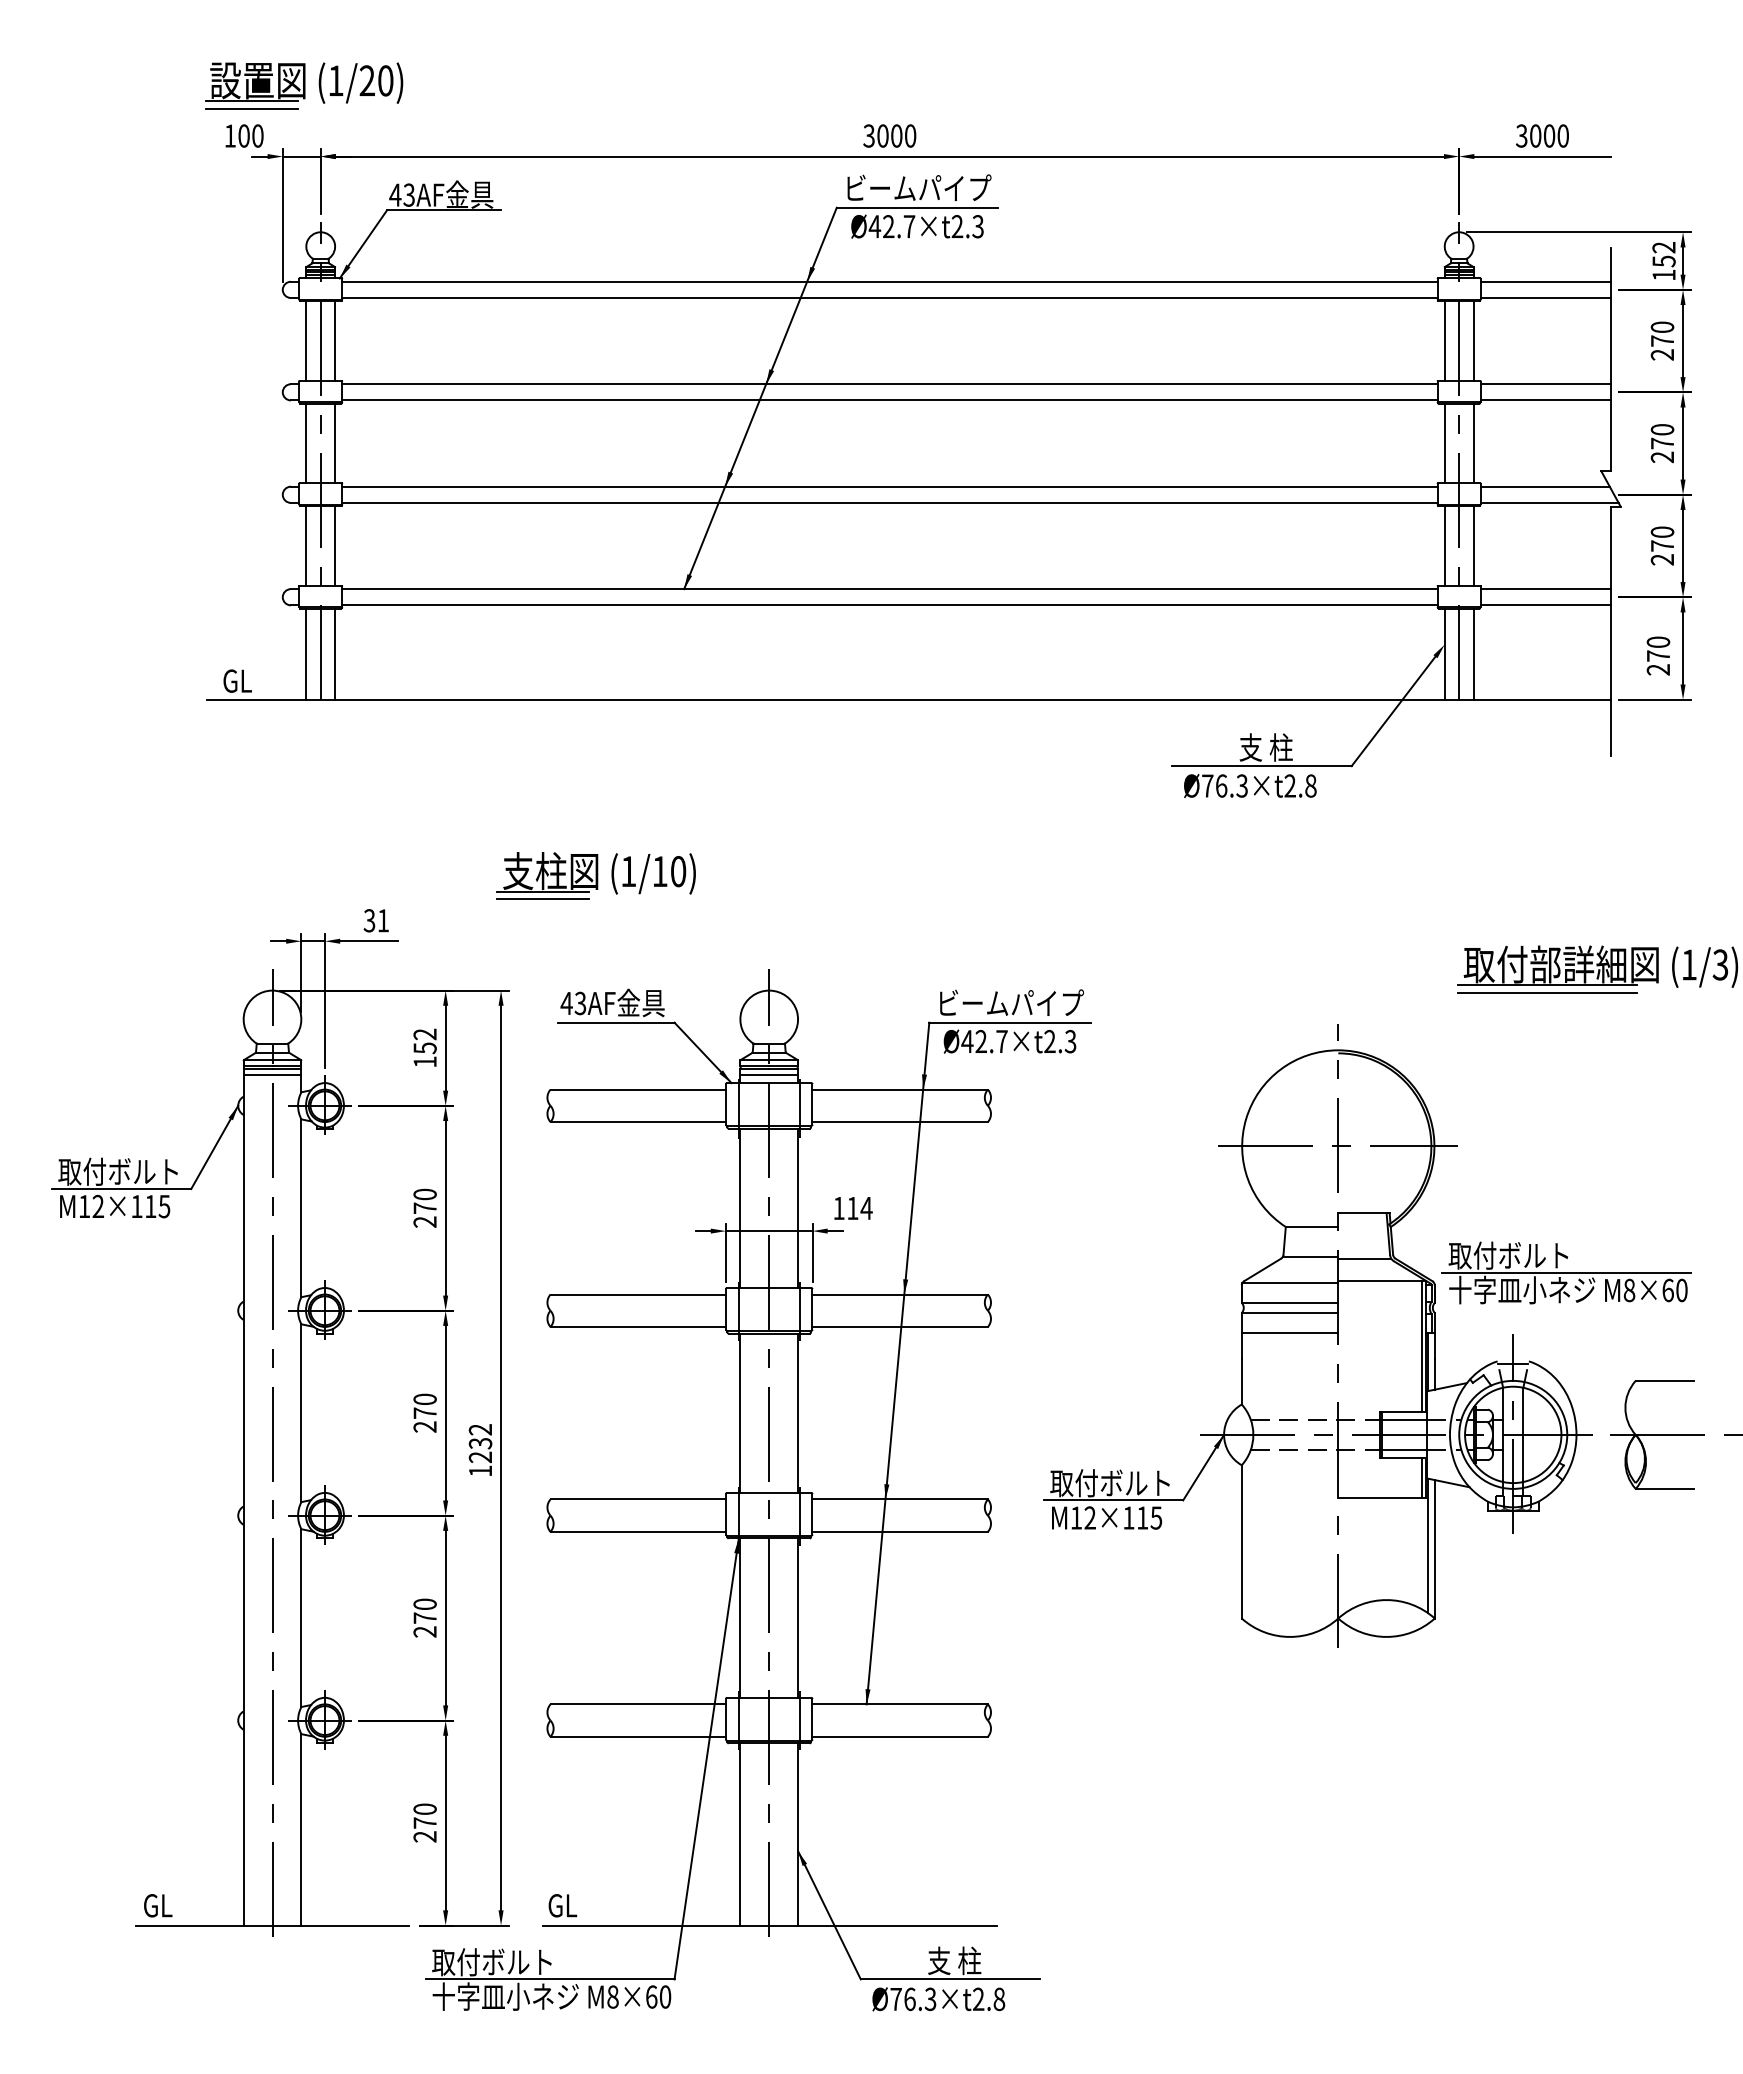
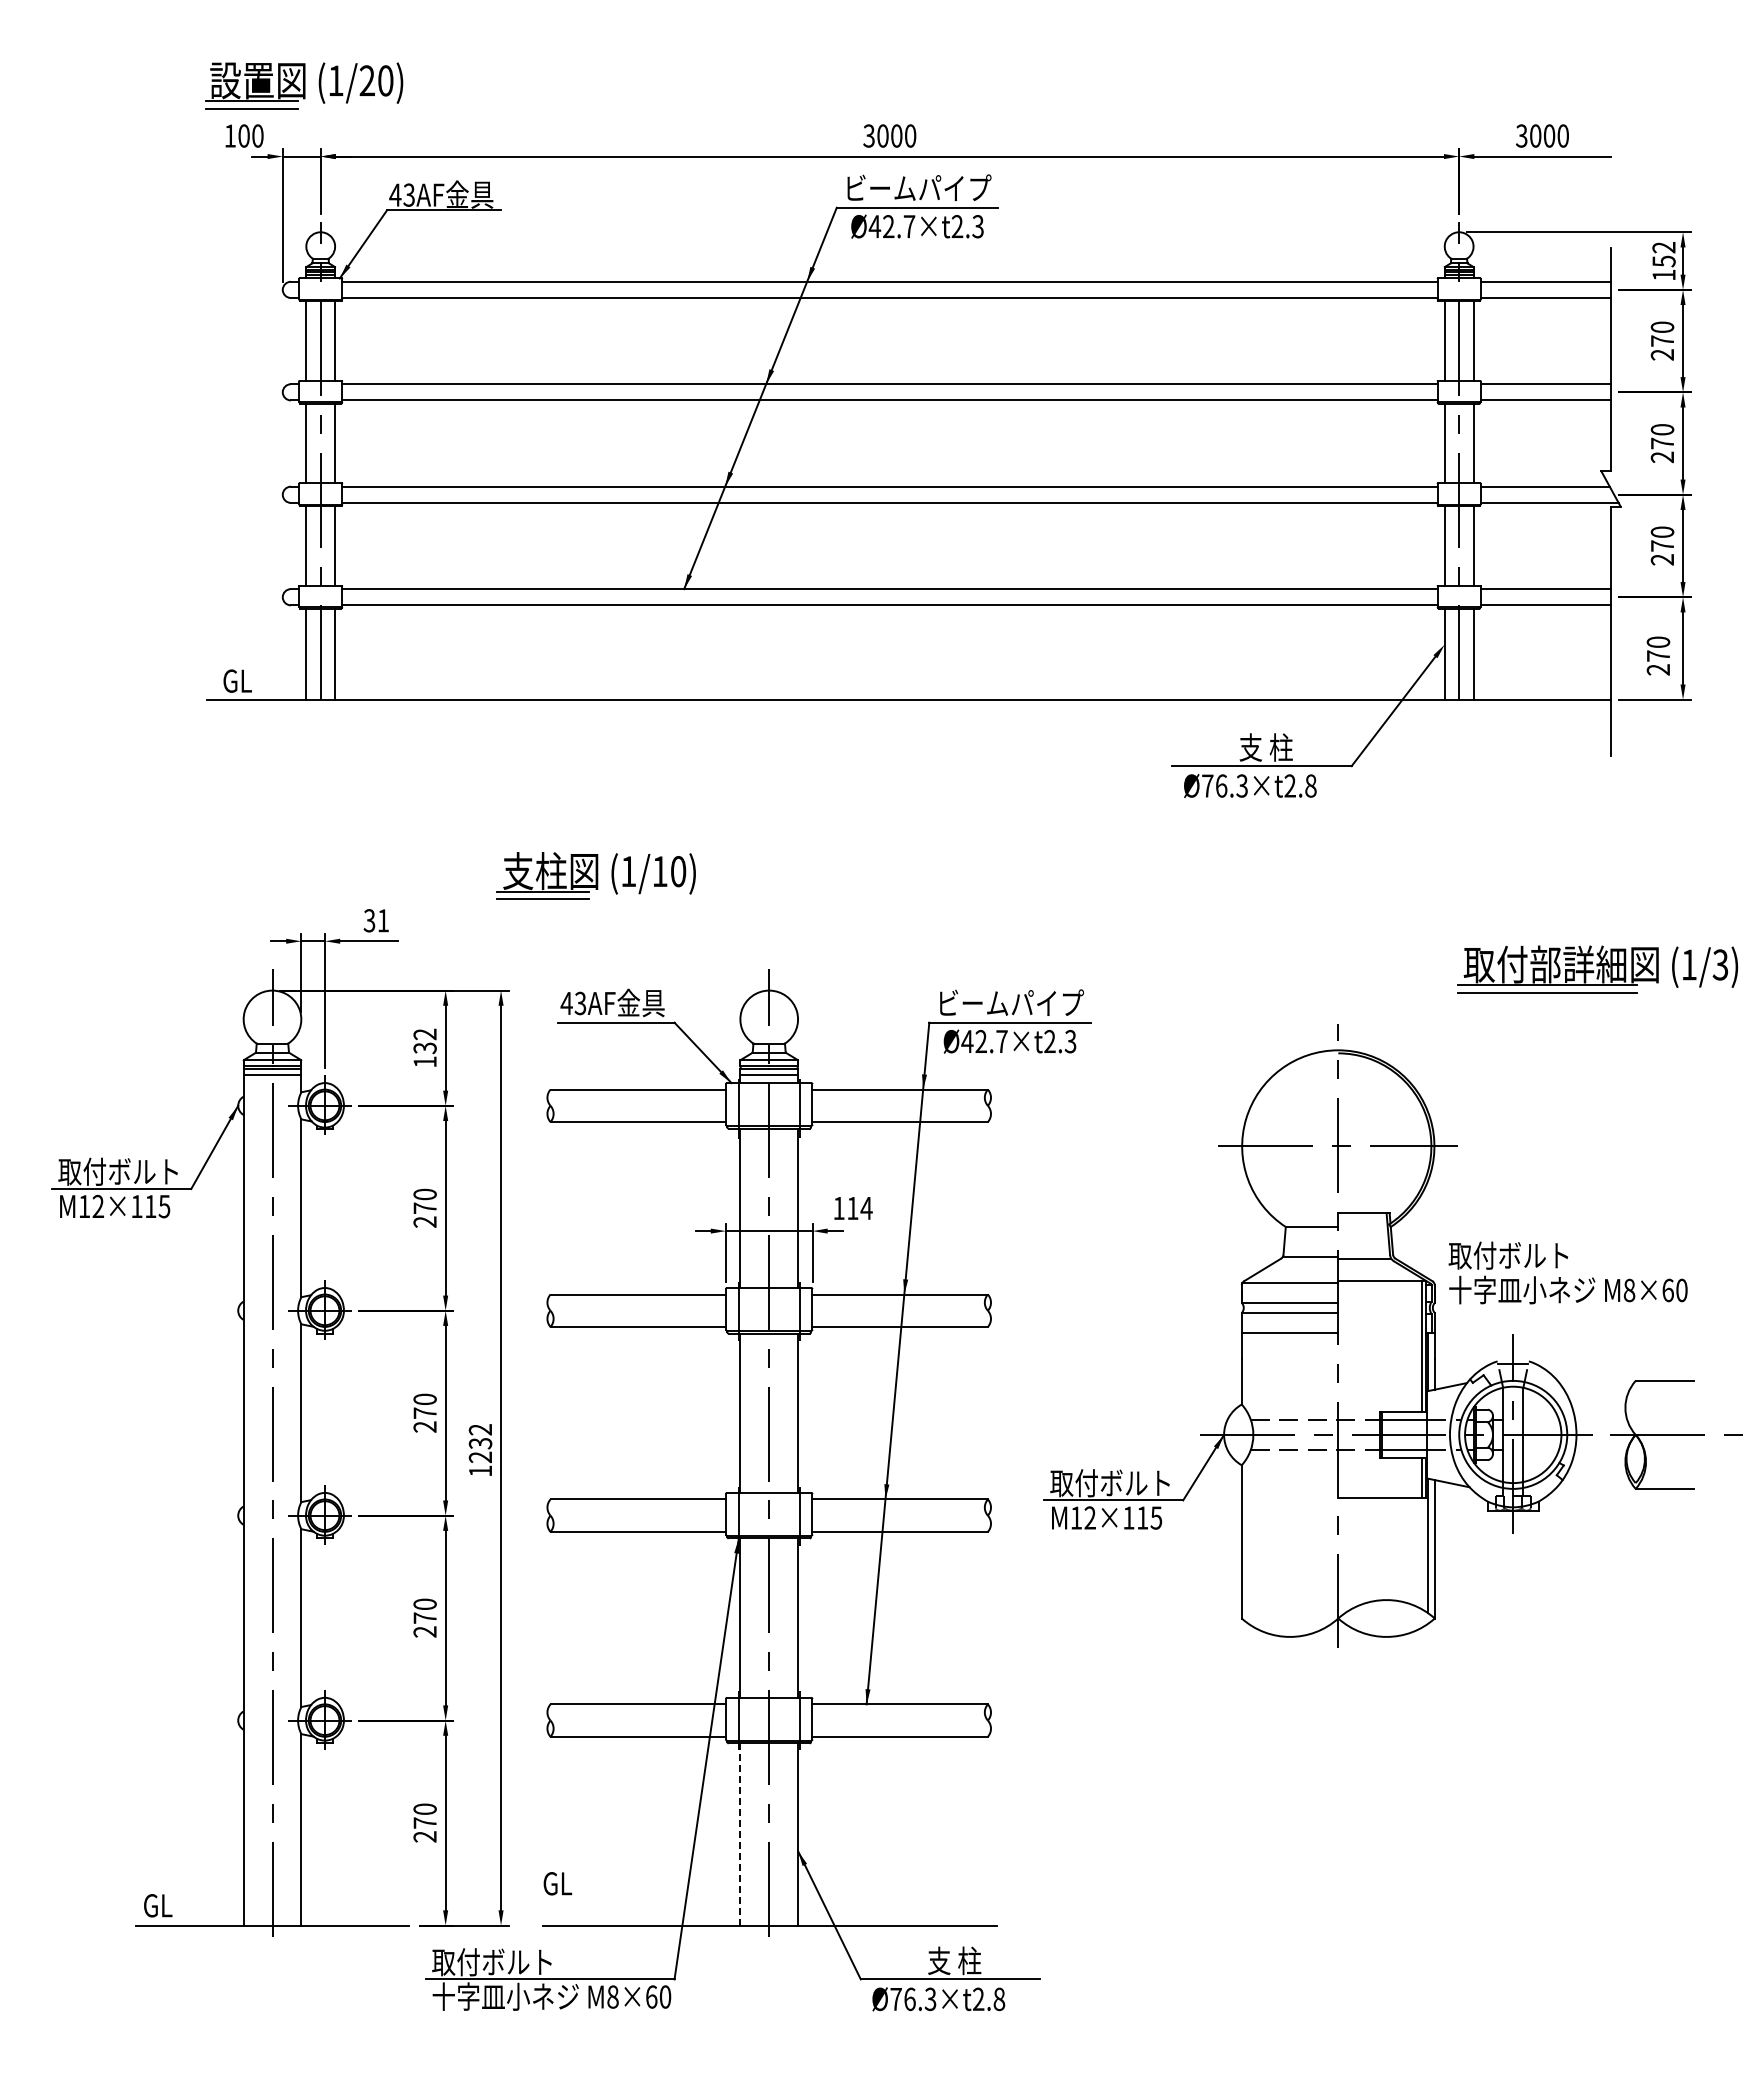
text: 152 -> 132 (424, 1047)
line: present -> none (1566, 1272)
line: solid -> dashed (740, 1833)
text position: (562, 1905) -> (557, 1883) (557, 1883)
